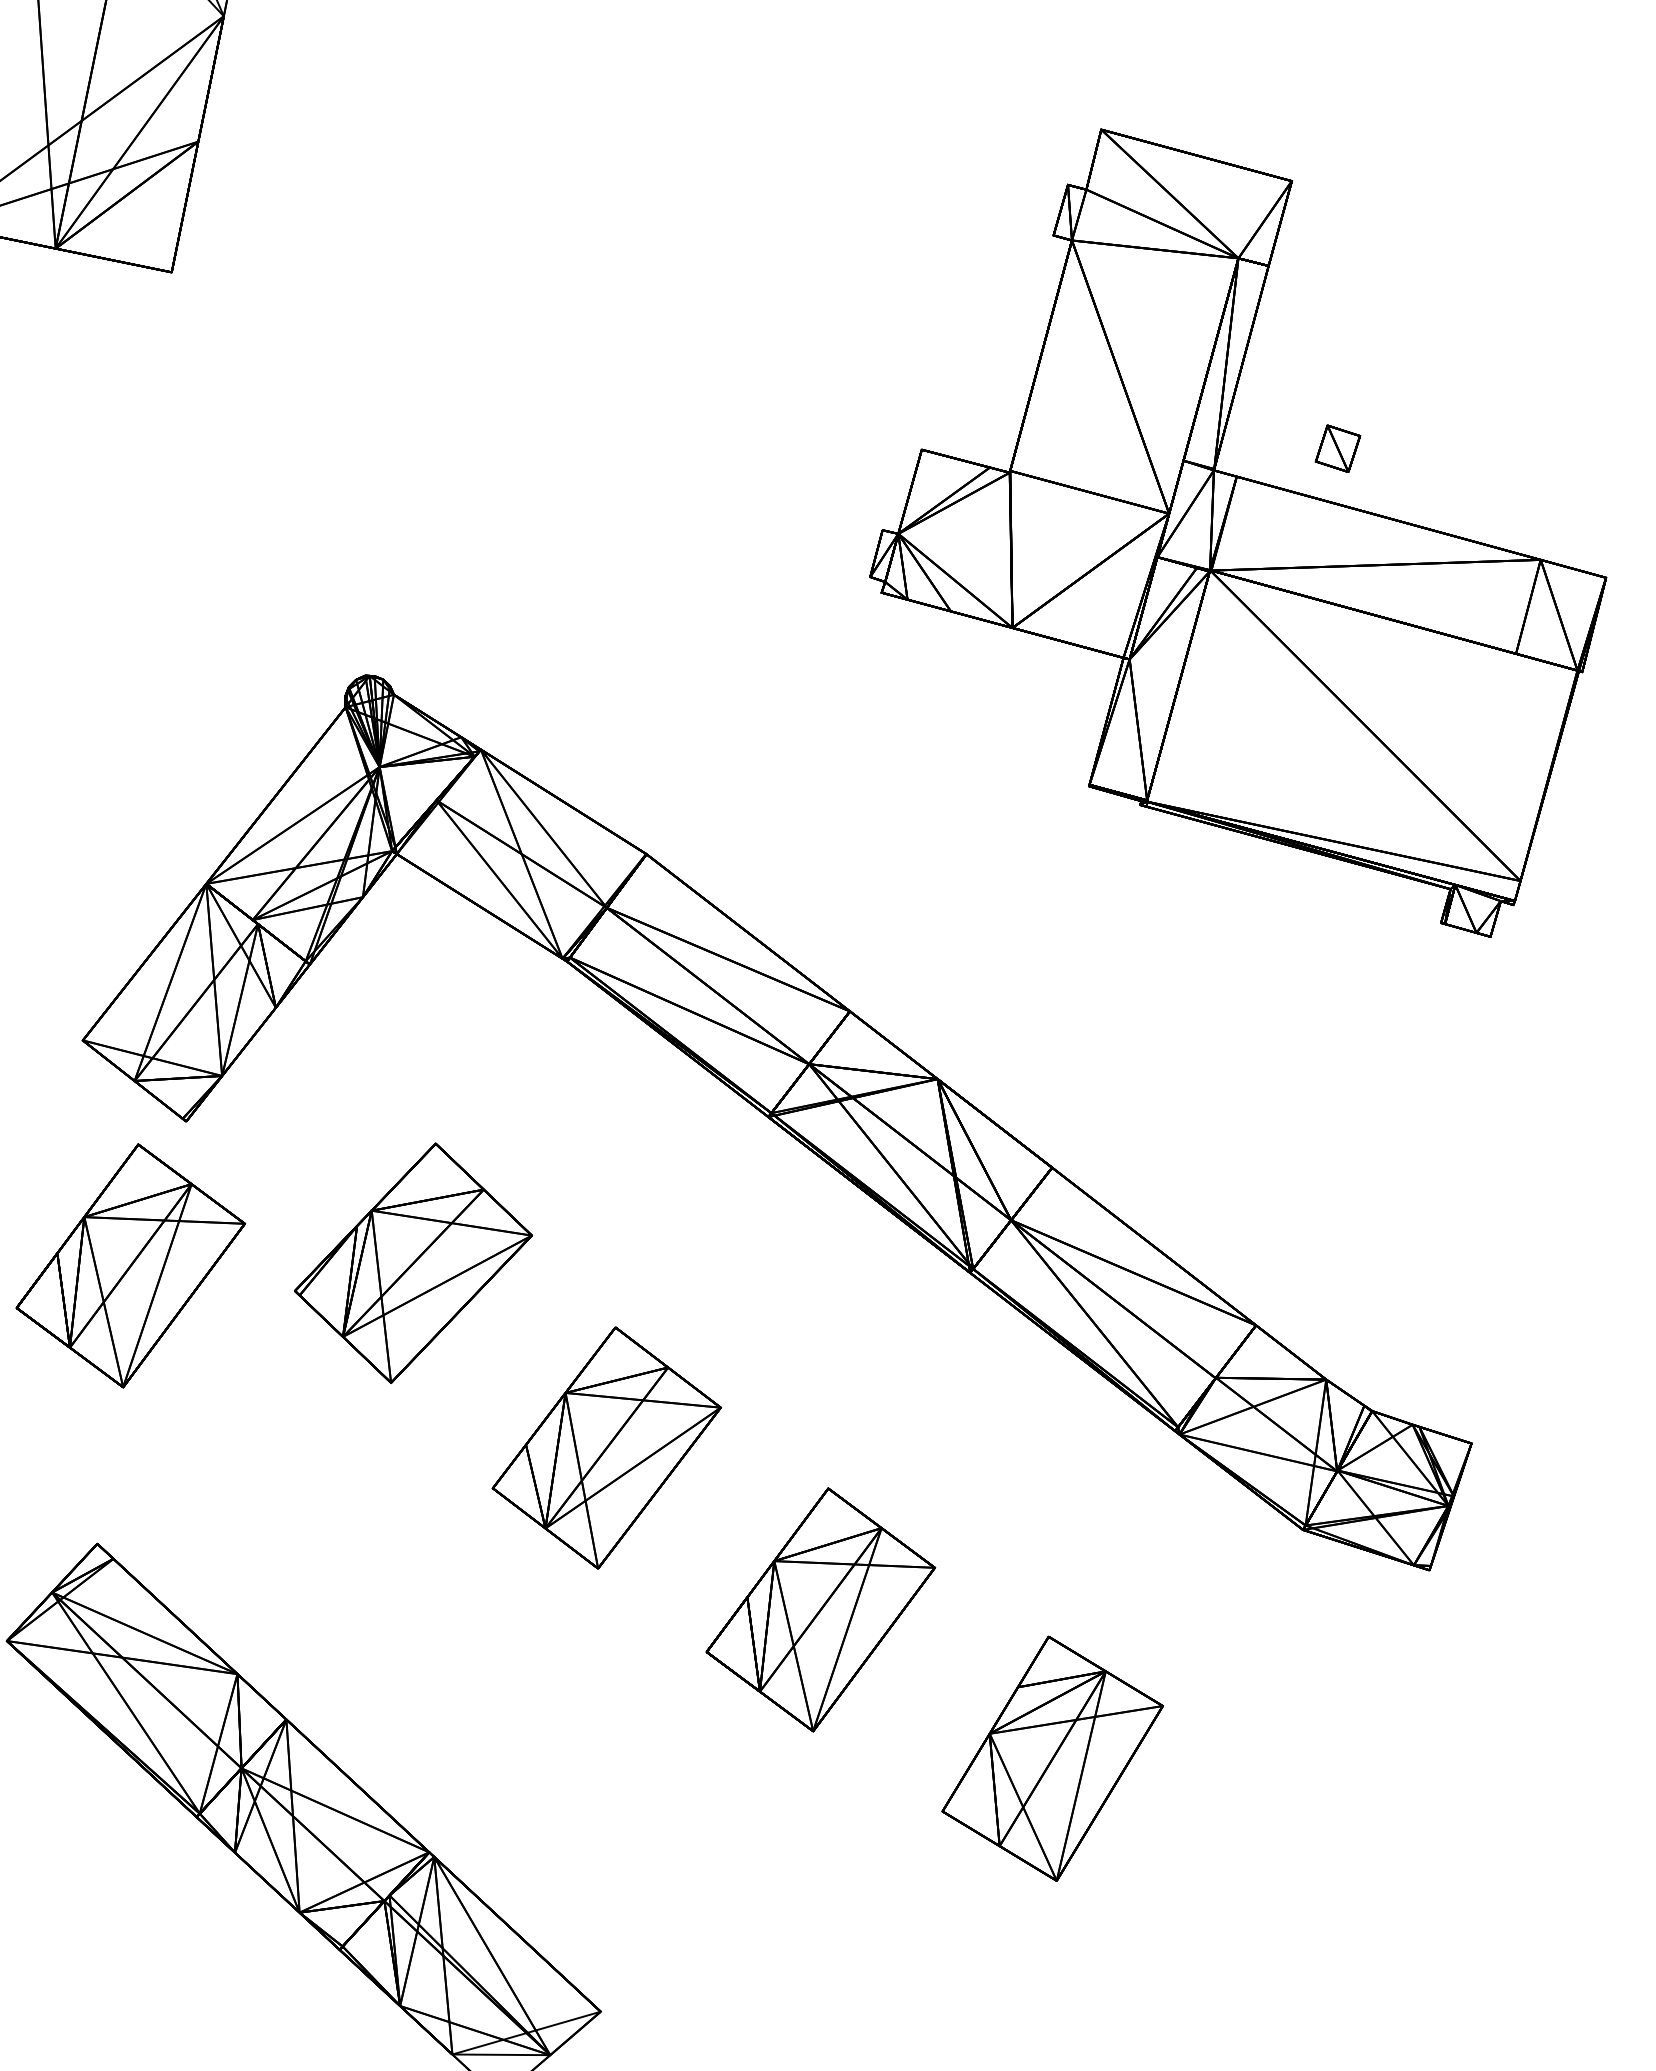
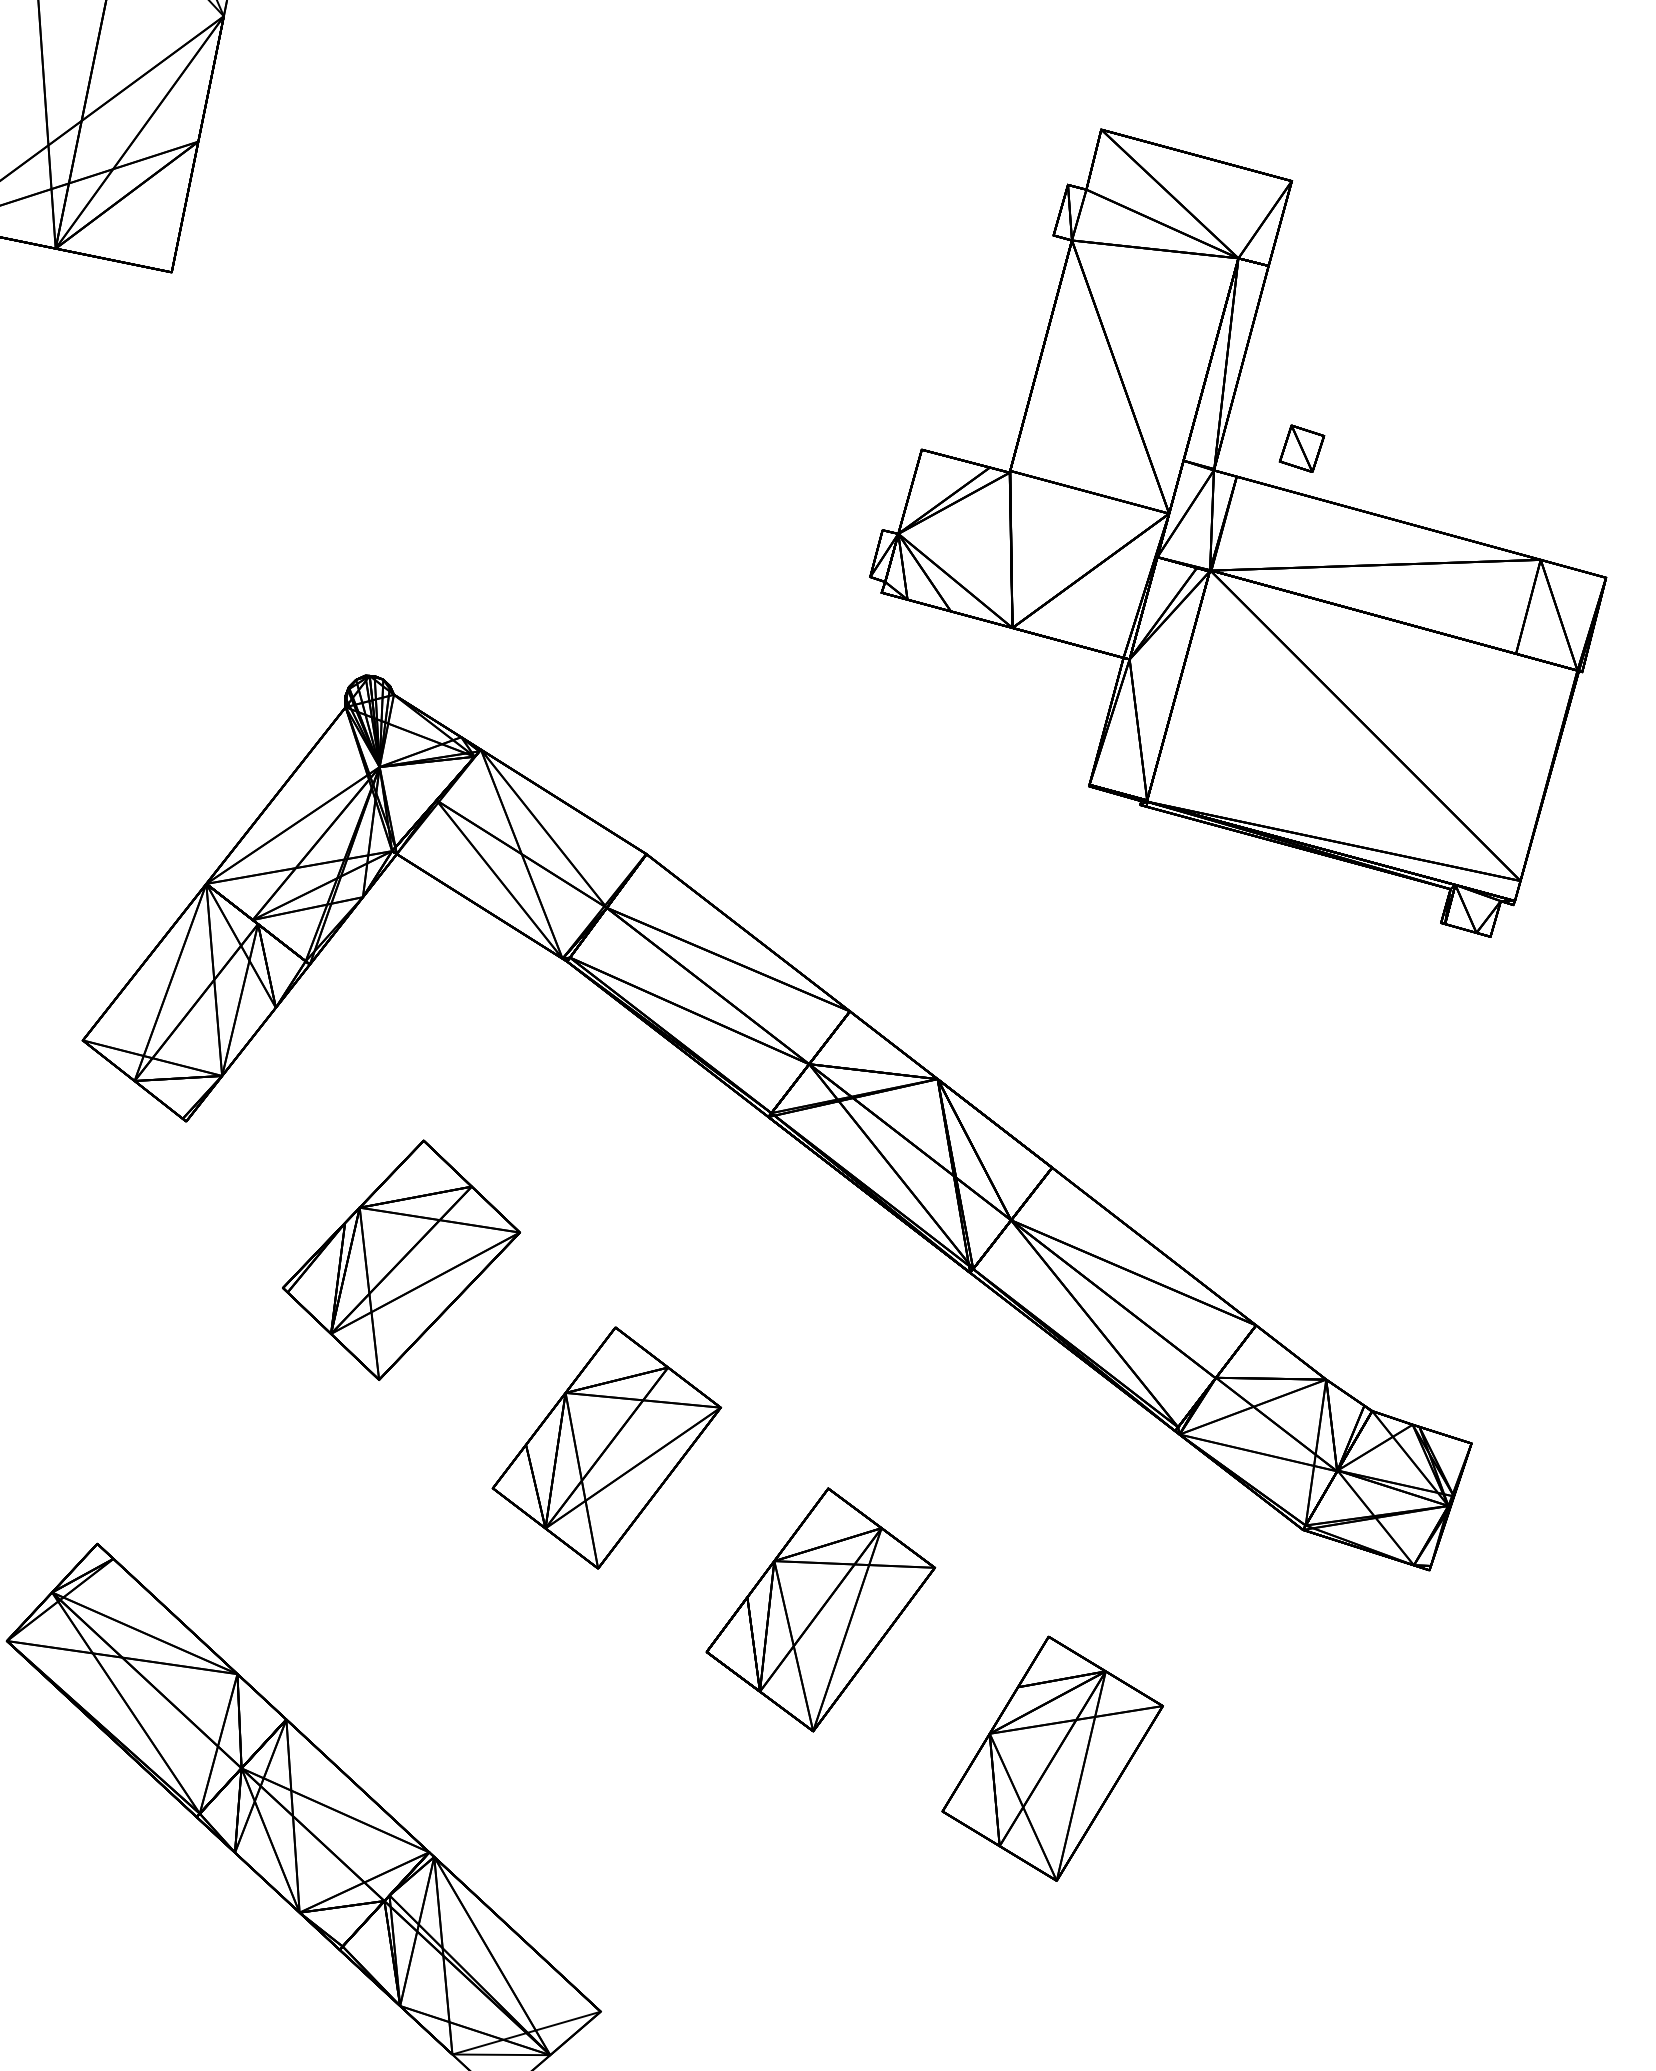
part position: (1337, 448) -> (1301, 448) (1301, 448)
part position: (413, 1262) -> (401, 1259) (401, 1259)
part: present -> none (130, 1265)
